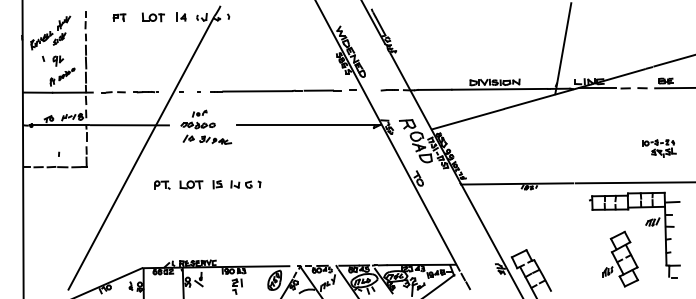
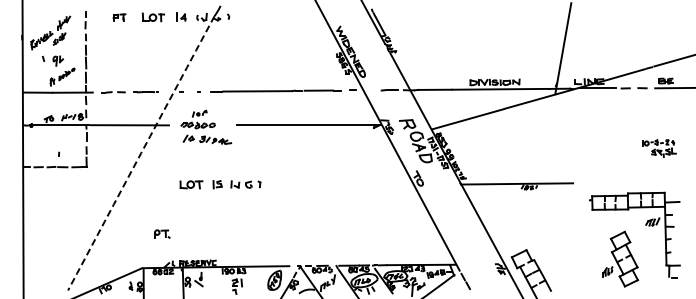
arc: solid -> dashed (141, 153)
line: present -> none (633, 182)
part position: (162, 184) -> (162, 233) (162, 233)
